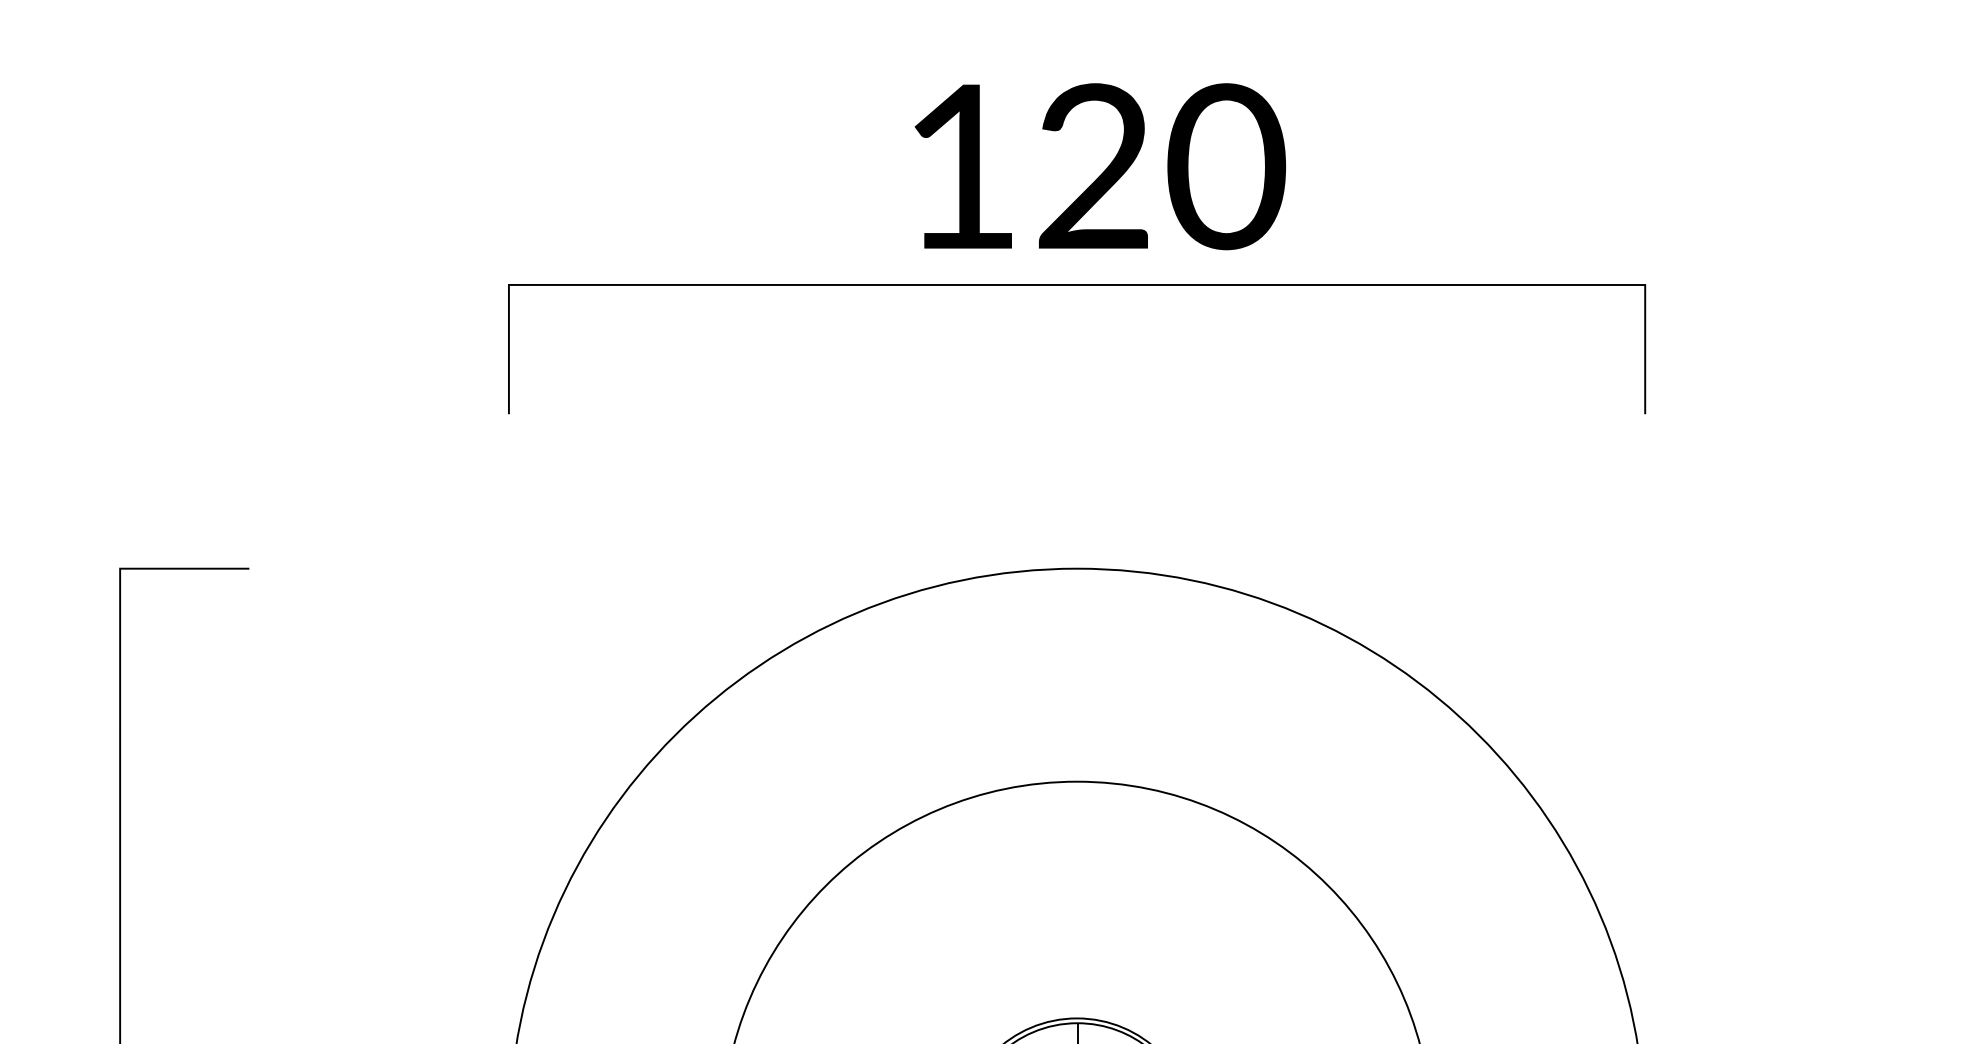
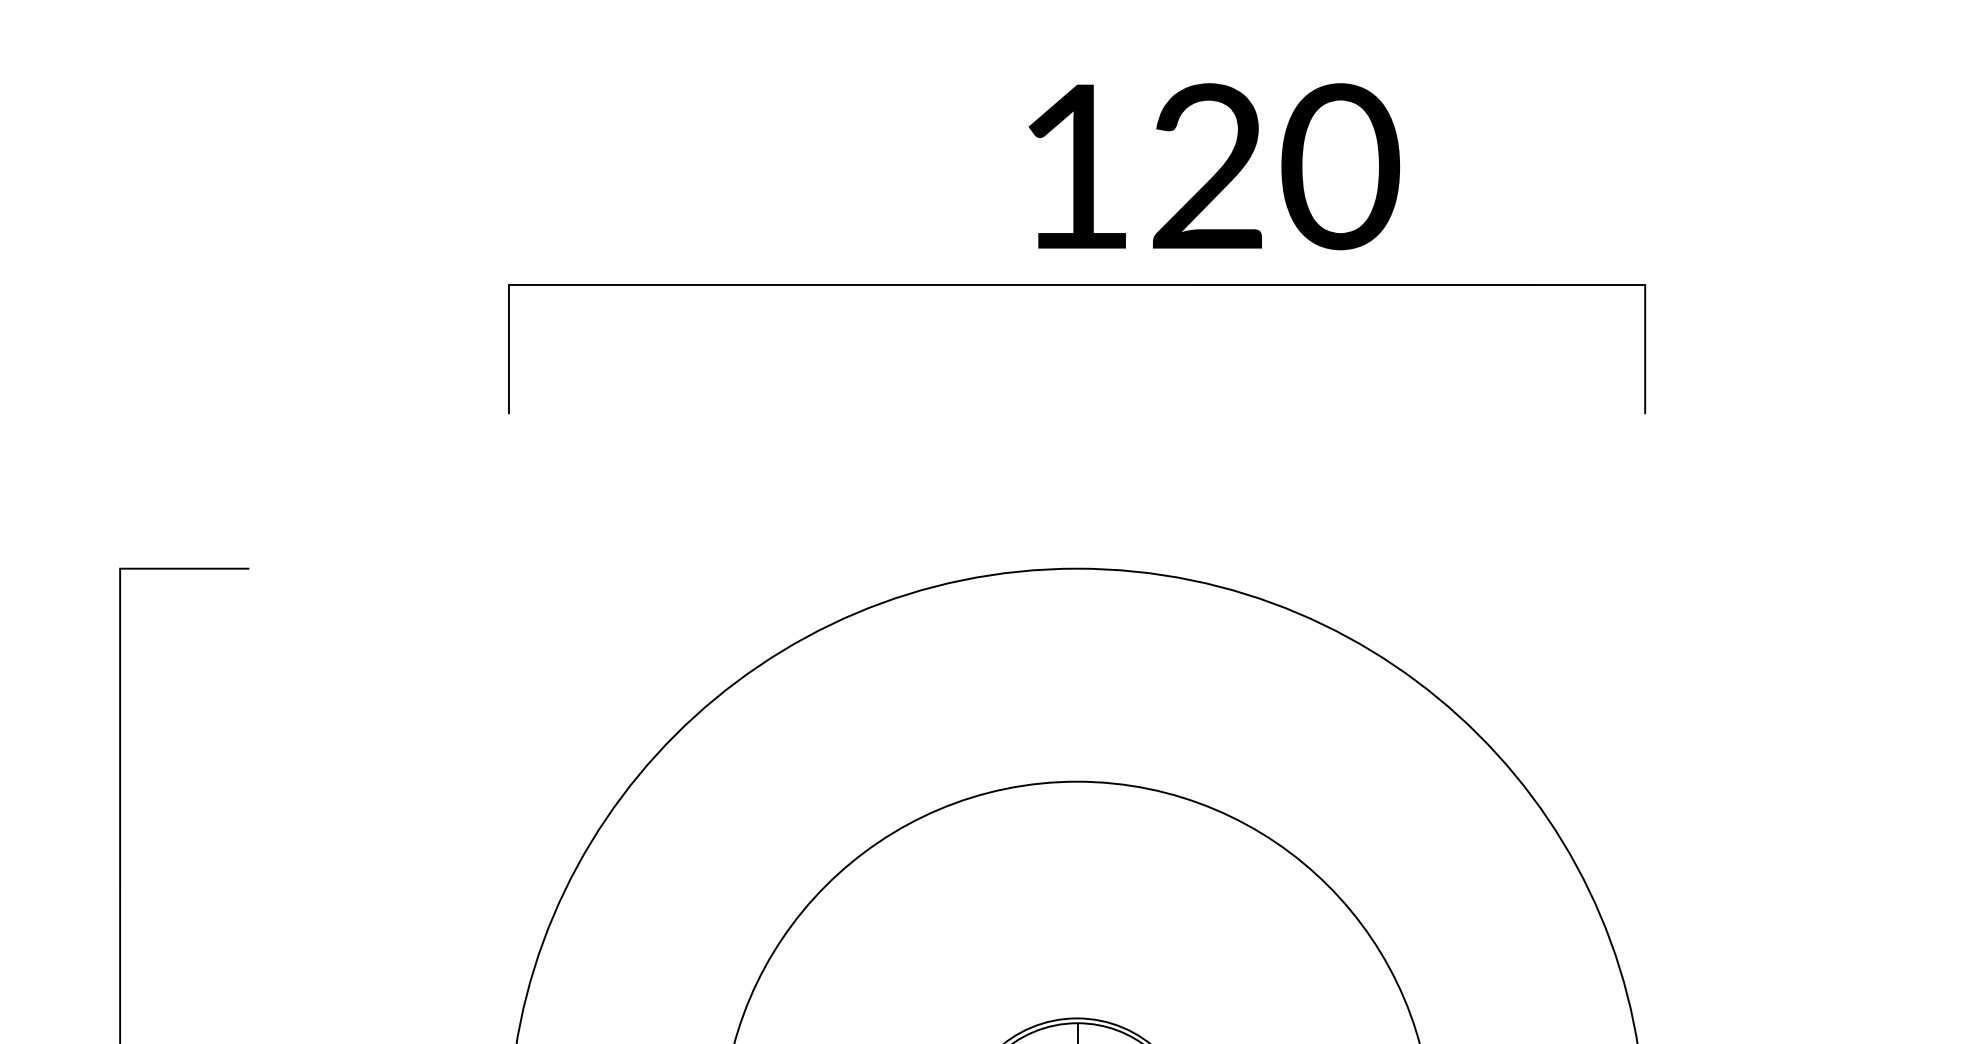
text position: (1099, 166) -> (1213, 166) (1213, 166)
